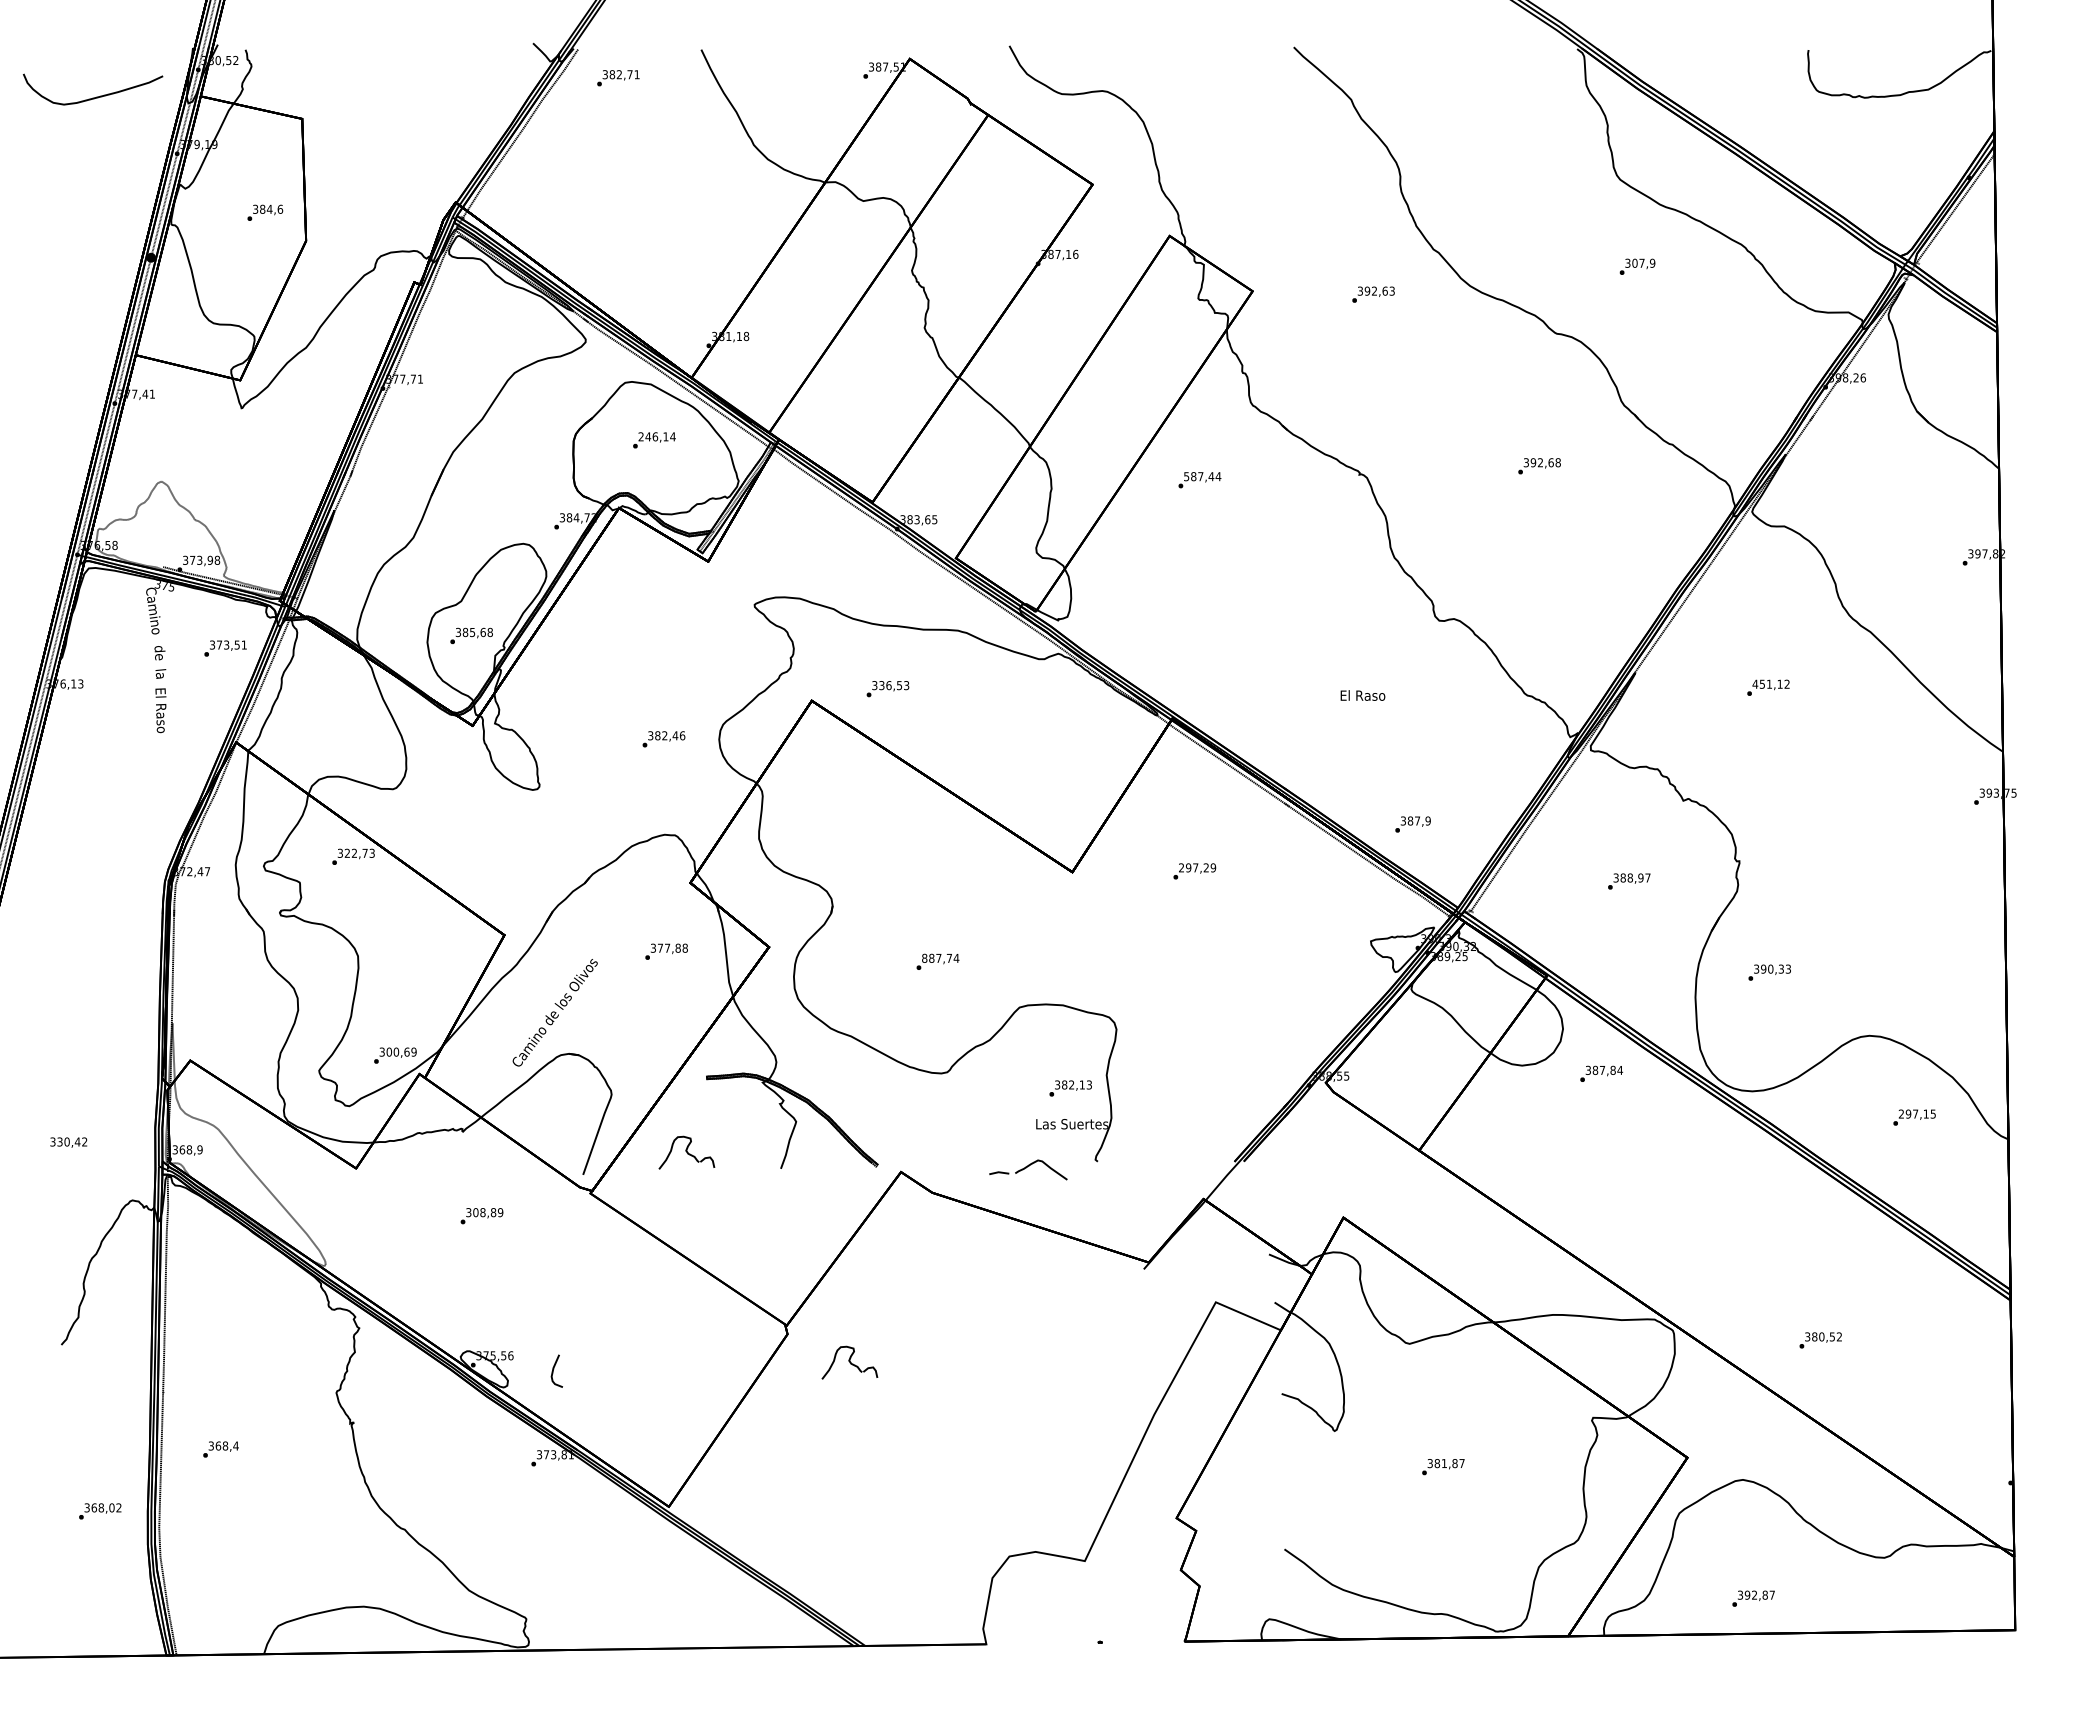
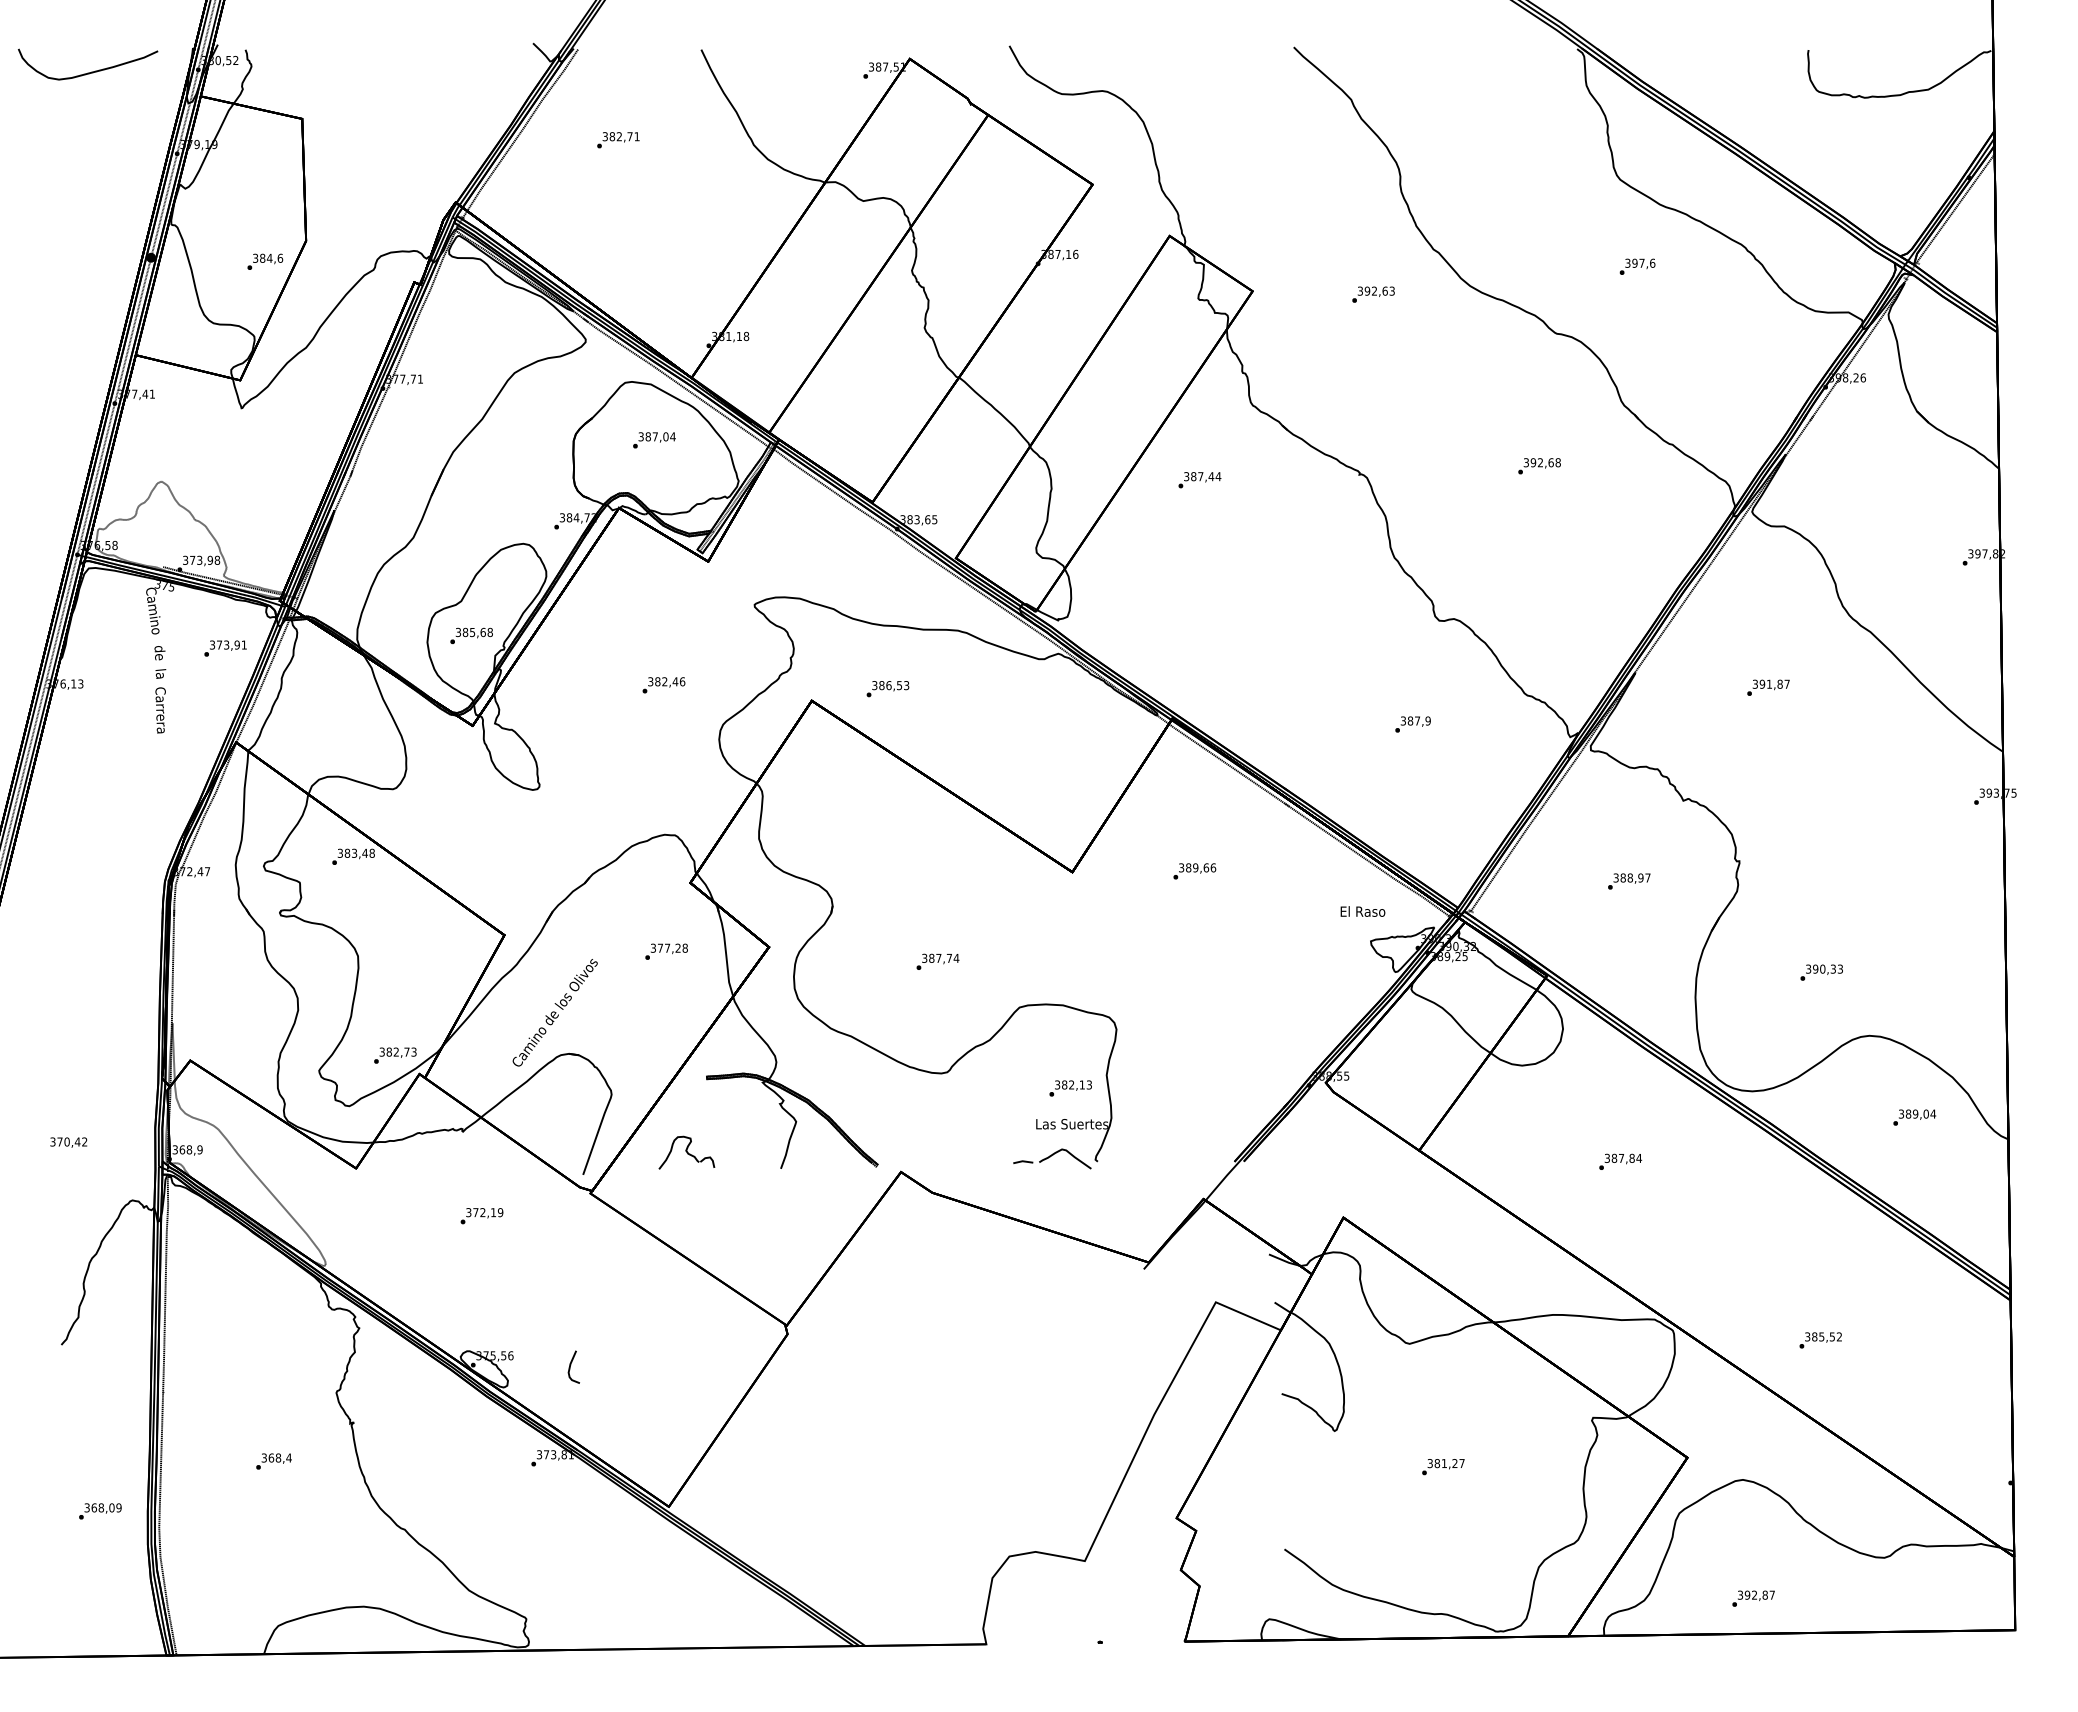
text position: (618, 78) -> (618, 140) (618, 140)
curve position: (96, 96) -> (91, 71) (91, 71)
text position: (265, 212) -> (265, 261) (265, 261)
text: 307,9 -> 397,6 (1643, 262)
text: 246,14 -> 387,04 (653, 436)
text: 587,44 -> 387,44 (1186, 476)
text: 373,51 -> 373,91 (236, 644)
text: 451,12 -> 391,87 (1770, 683)
text: 336,53 -> 386,53 (881, 685)
text position: (1362, 695) -> (1362, 911) (1362, 911)
text: El Raso -> Carrera (160, 710)
text position: (663, 739) -> (663, 685) (663, 685)
text position: (1412, 824) -> (1412, 724) (1412, 724)
text: 322,73 -> 383,48 (359, 852)
text: 297,29 -> 389,66 (1197, 867)
text: 377,88 -> 377,28 (677, 947)
text: 887,74 -> 387,74 (924, 957)
text position: (1769, 972) -> (1821, 972) (1821, 972)
text: 300,69 -> 382,73 (401, 1051)
text position: (1601, 1073) -> (1620, 1161) (1620, 1161)
text: 297,15 -> 389,04 (1917, 1113)
text: 330,42 -> 370,42 (59, 1141)
part position: (1028, 1169) -> (1052, 1158) (1052, 1158)
text: 308,89 -> 372,19 (484, 1212)
text: 380,52 -> 385,52 (1821, 1336)
part: present -> none (849, 1362)
curve position: (554, 1369) -> (571, 1365) (571, 1365)
text position: (220, 1449) -> (273, 1461) (273, 1461)
text: 381,87 -> 381,27 (1454, 1463)
text: 368,02 -> 368,09 (118, 1507)
